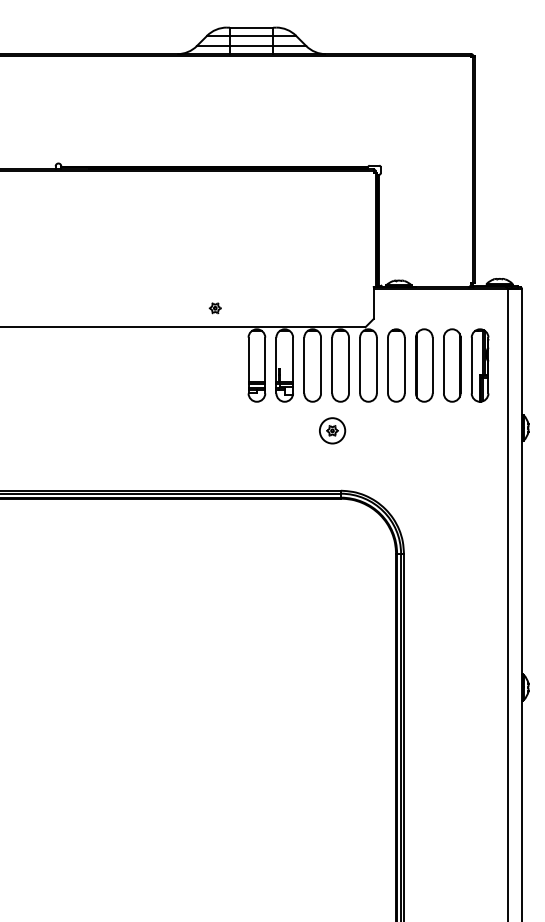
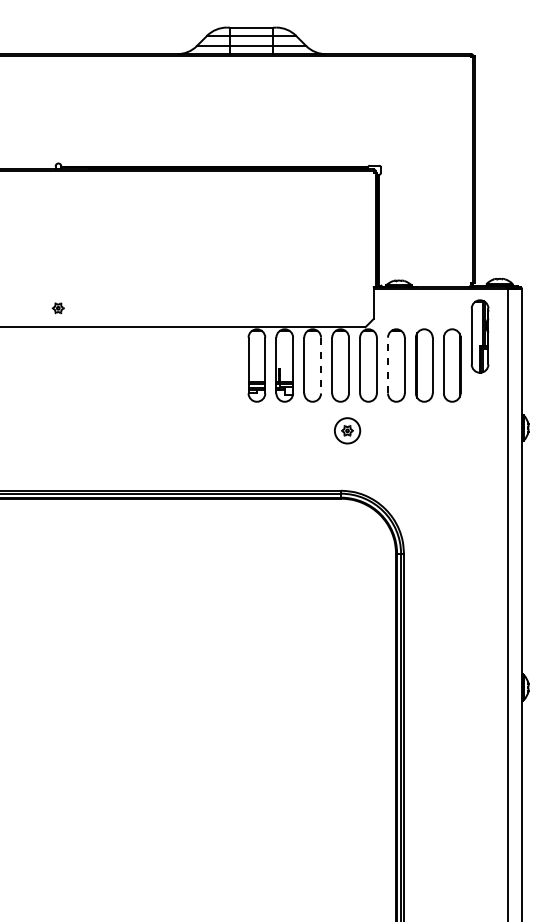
part position: (214, 308) -> (57, 308) (57, 308)
line: solid -> dashed (321, 365)
line: solid -> dashed (388, 365)
part position: (479, 365) -> (479, 336) (479, 336)
part position: (332, 430) -> (347, 430) (347, 430)
